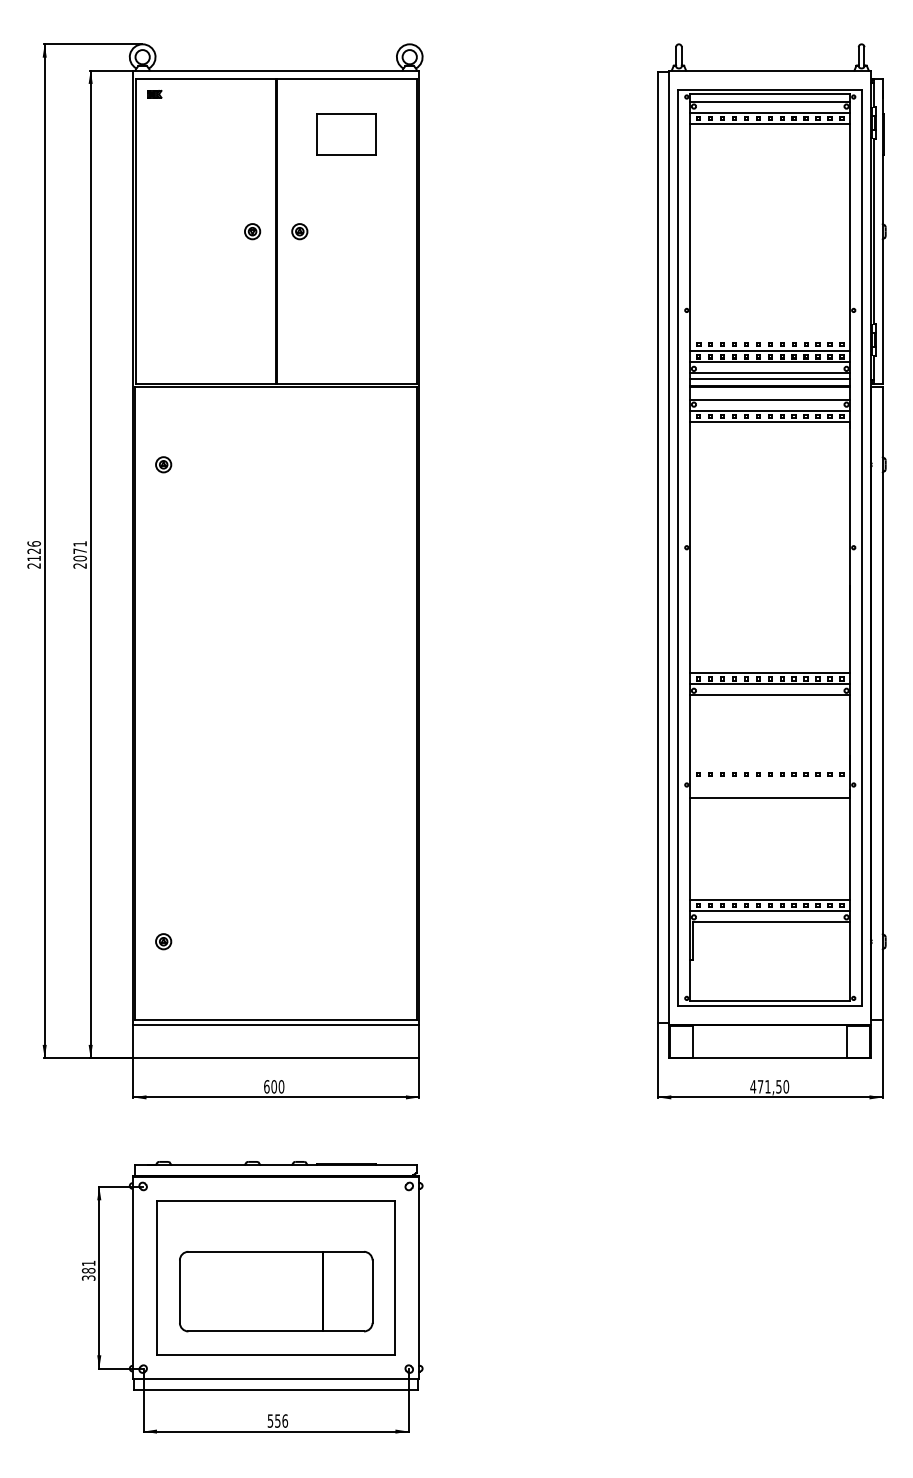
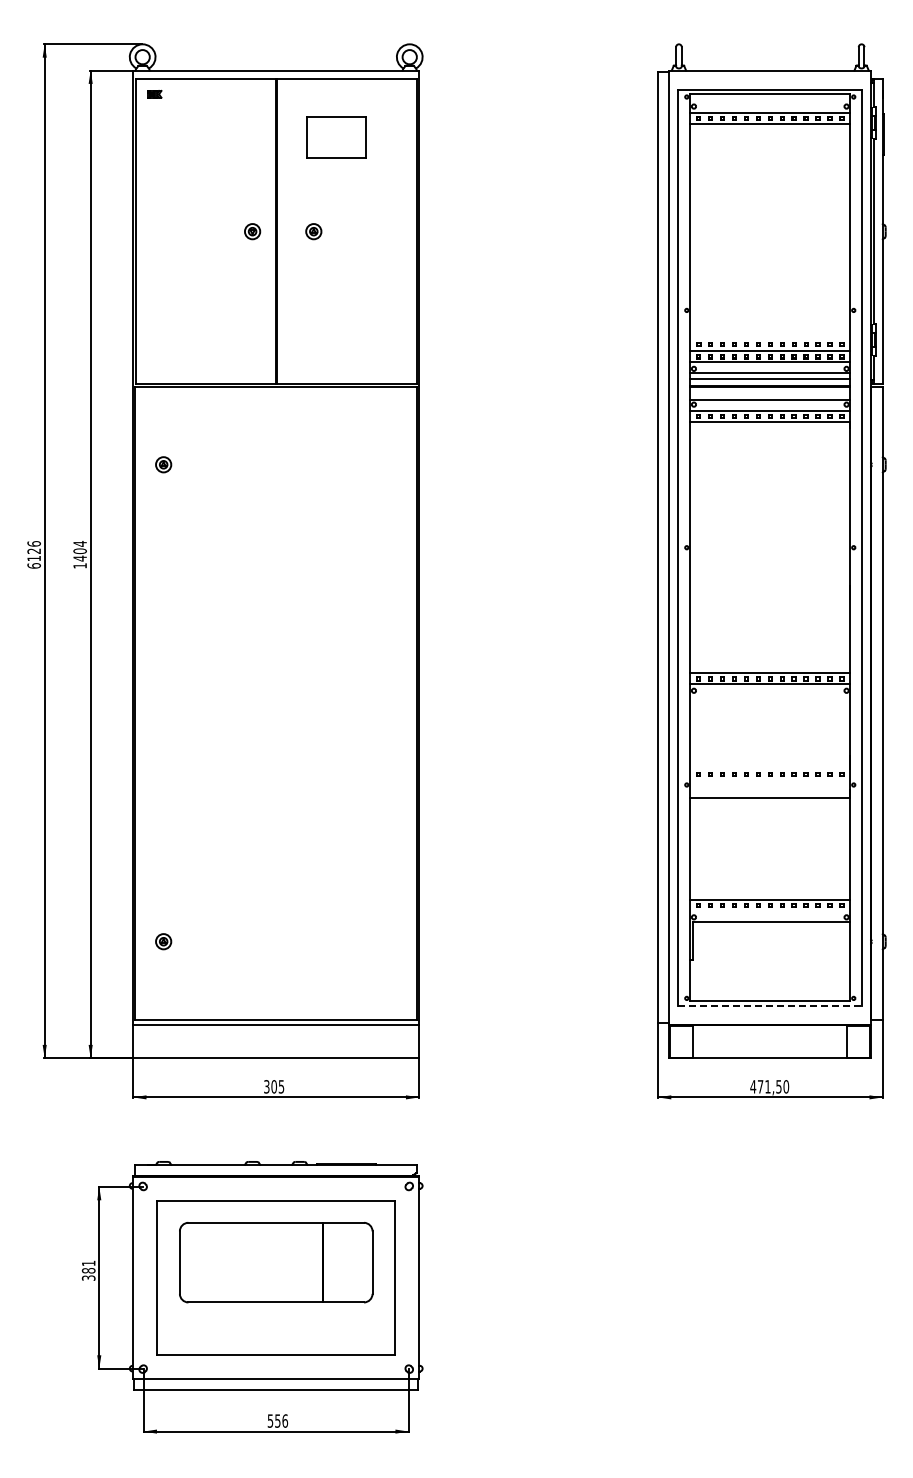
line: present -> none (770, 102)
part position: (346, 134) -> (336, 137) (336, 137)
part position: (299, 231) -> (313, 231) (313, 231)
text: 2071 -> 1404 (79, 554)
text: 2126 -> 6126 (33, 565)
line: present -> none (770, 695)
line: present -> none (770, 910)
line: solid -> dashed (770, 1005)
text: 600 -> 305 (274, 1086)
part position: (276, 1291) -> (276, 1262) (276, 1262)
